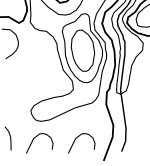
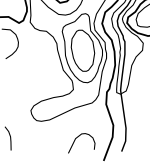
curve: present -> none (36, 137)
